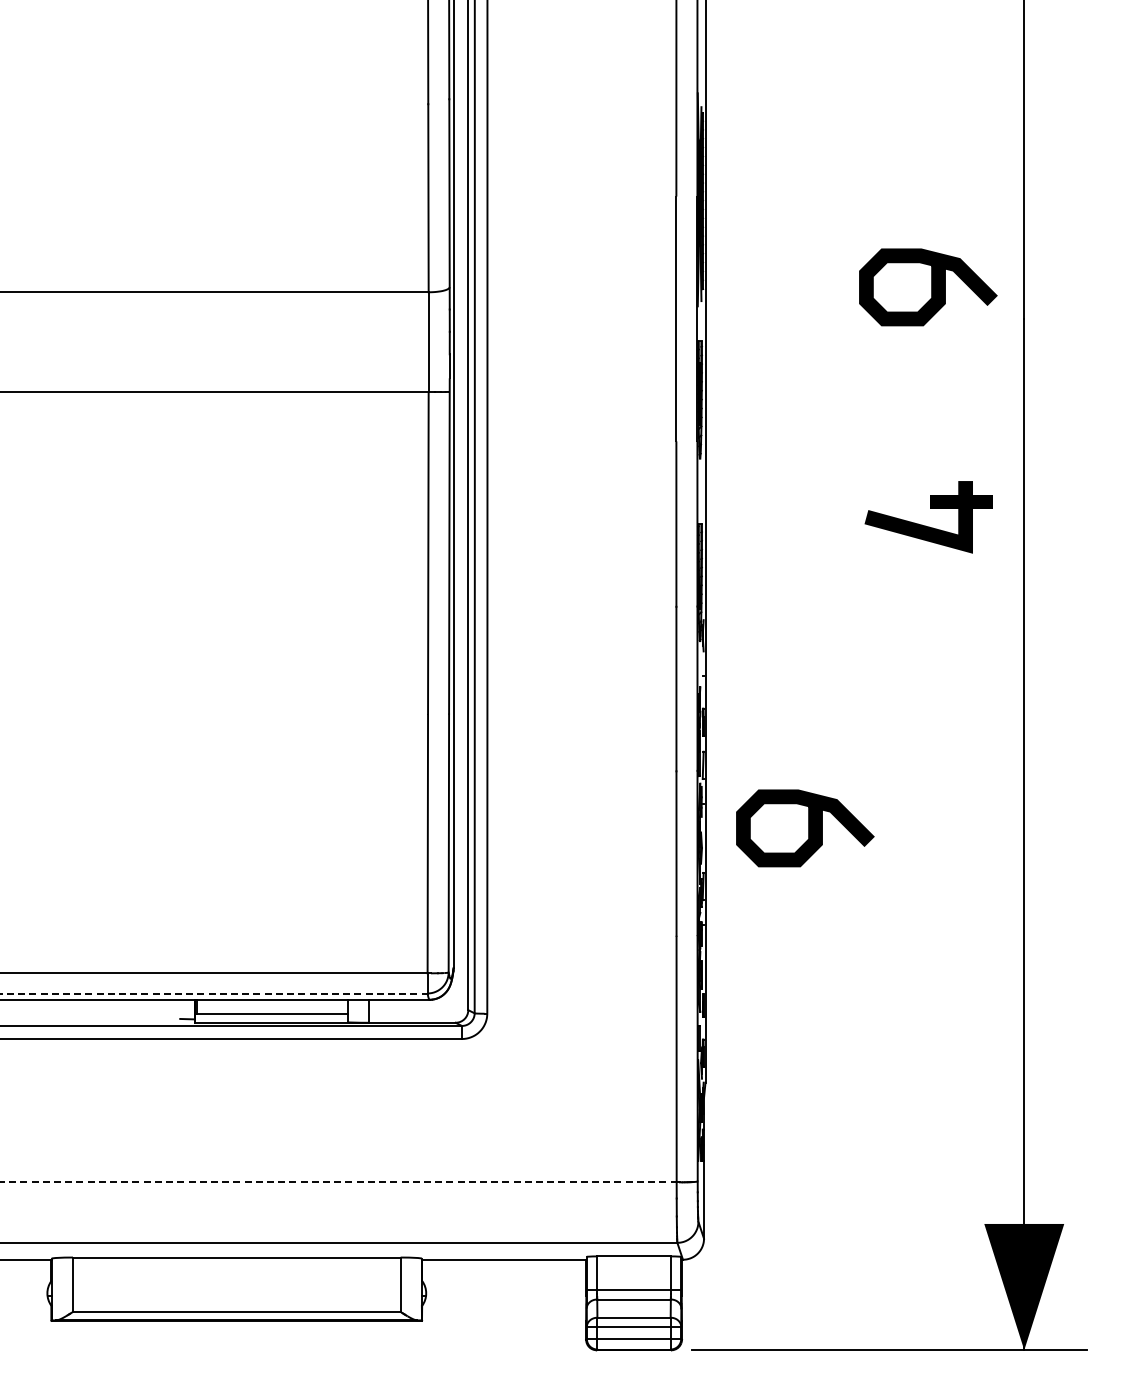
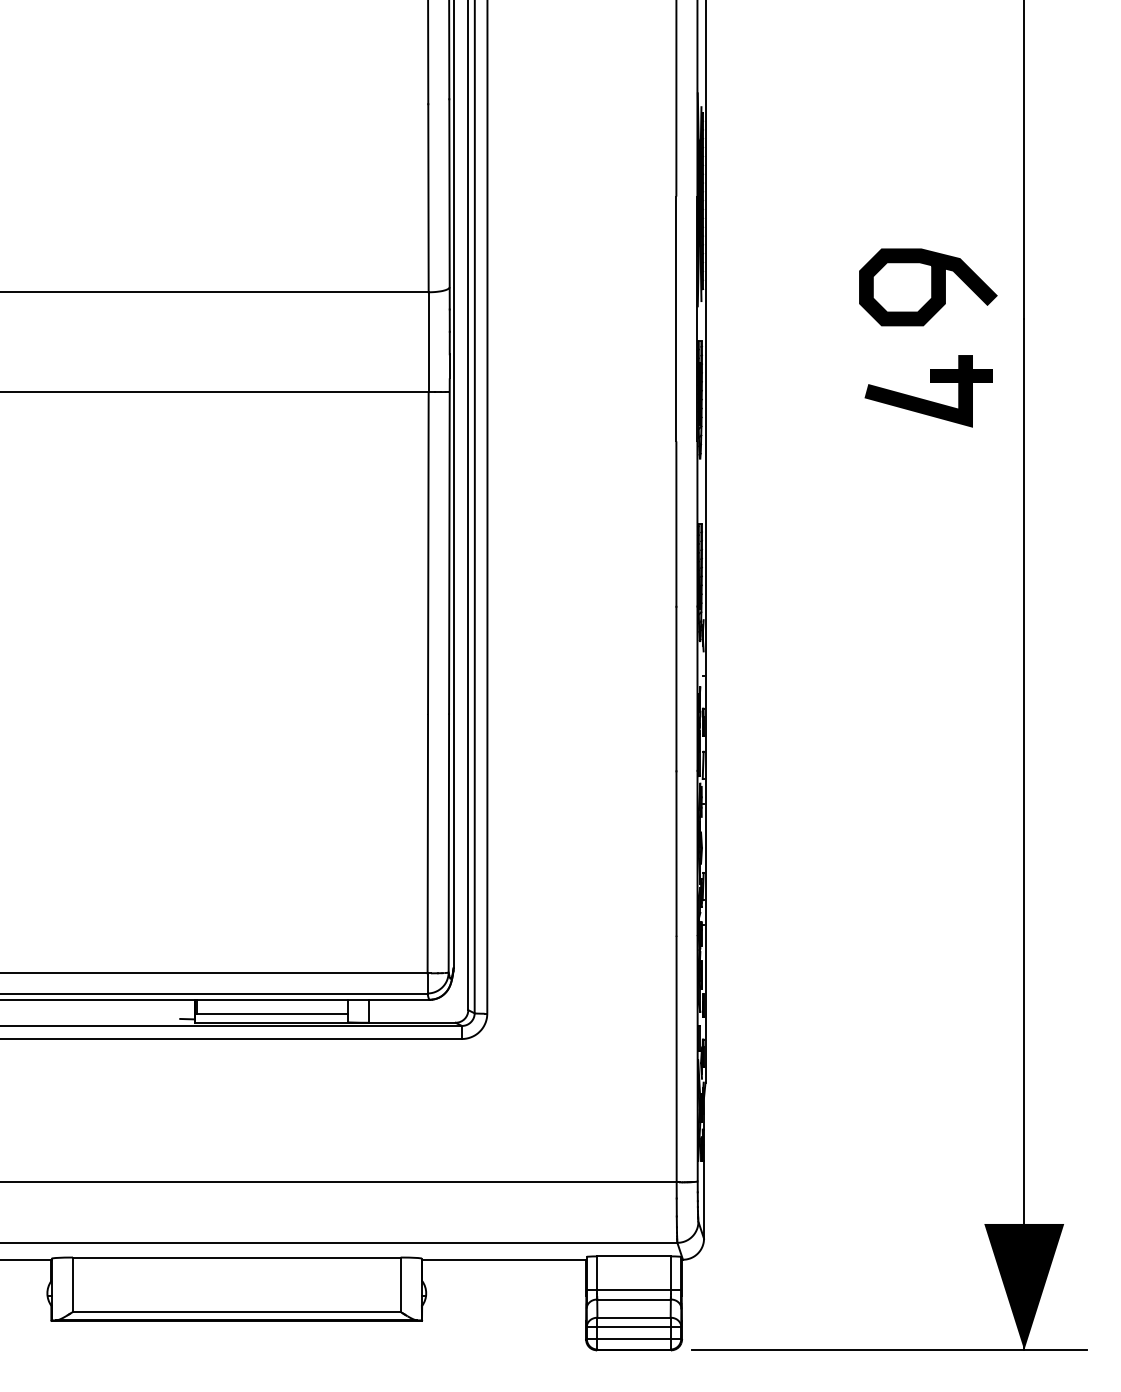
part position: (926, 525) -> (926, 399) (926, 399)
curve: present -> none (808, 828)
line: dashed -> solid (214, 993)
line: dashed -> solid (338, 1182)
